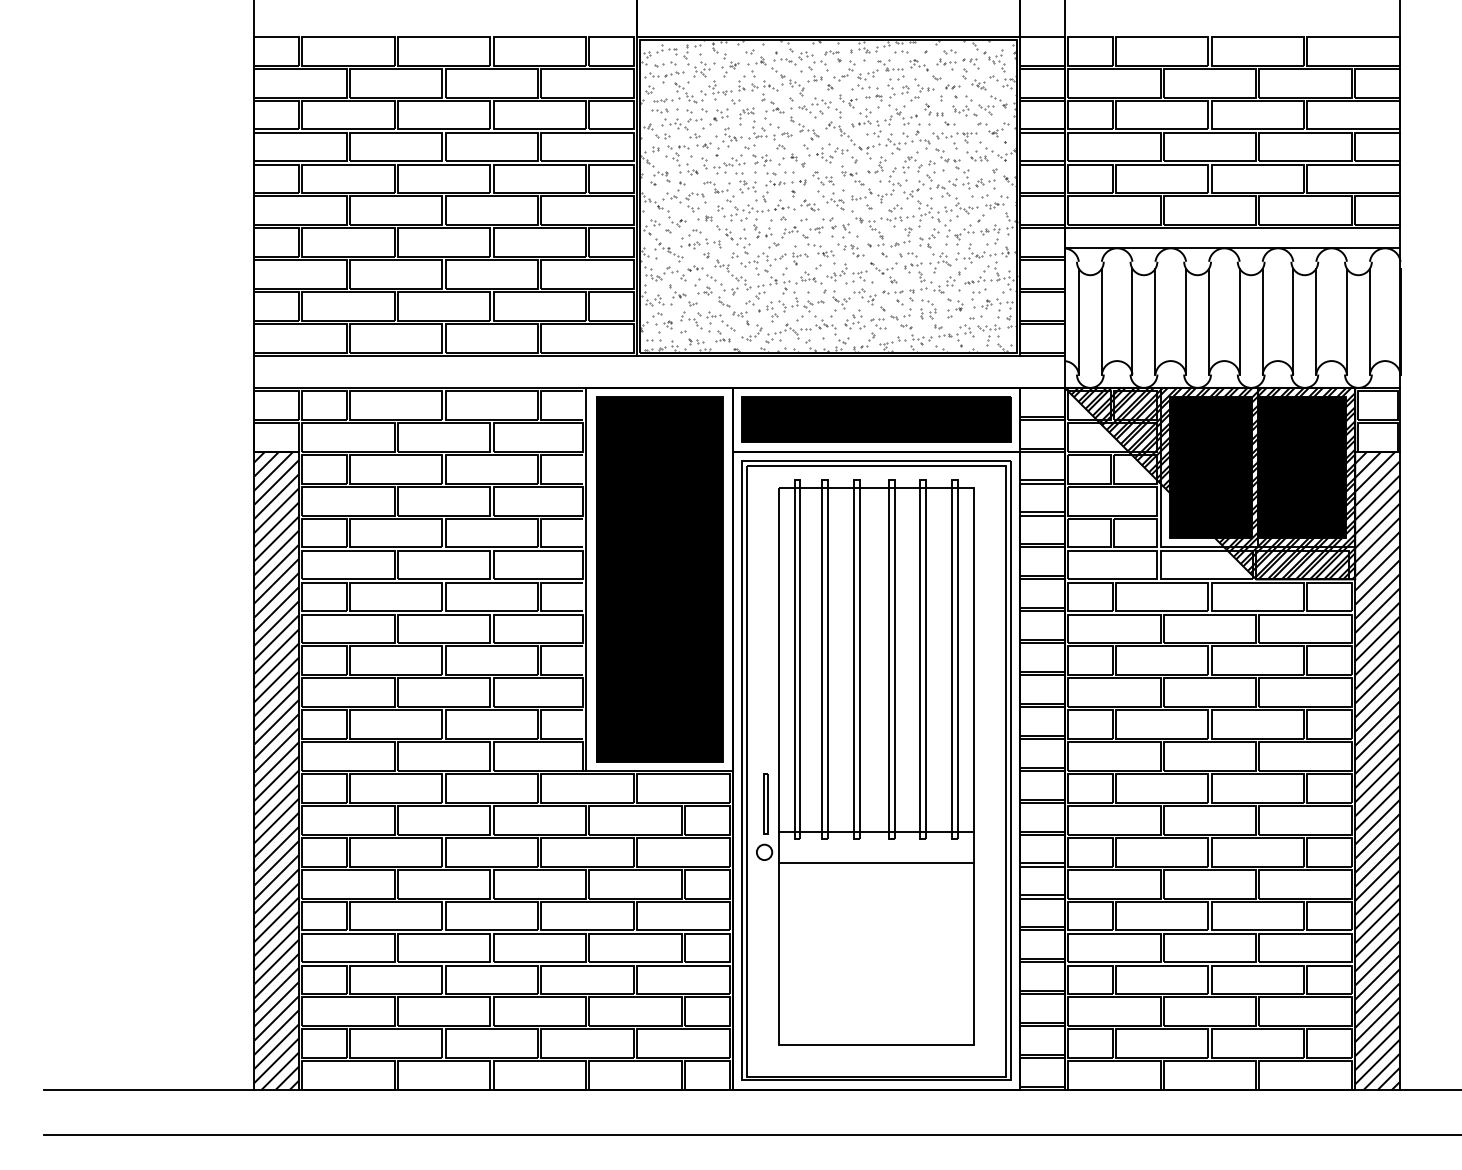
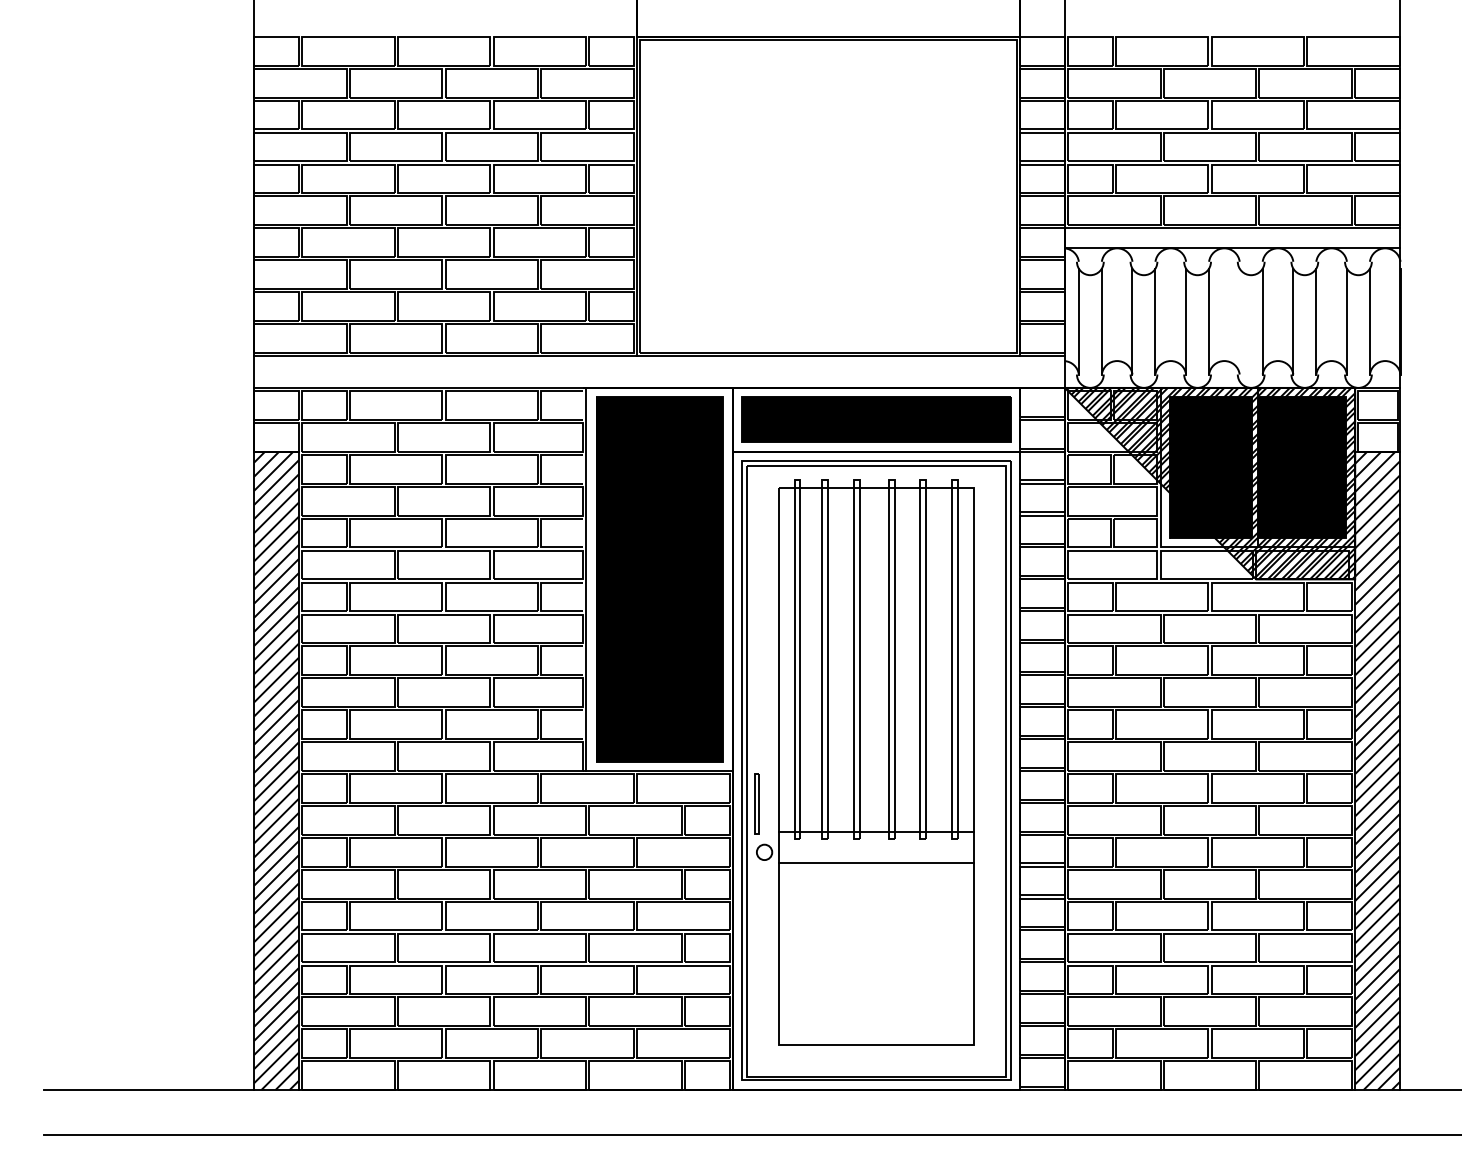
hatch: present -> none (828, 196)
line: present -> none (1239, 321)
part position: (765, 803) -> (756, 803) (756, 803)
